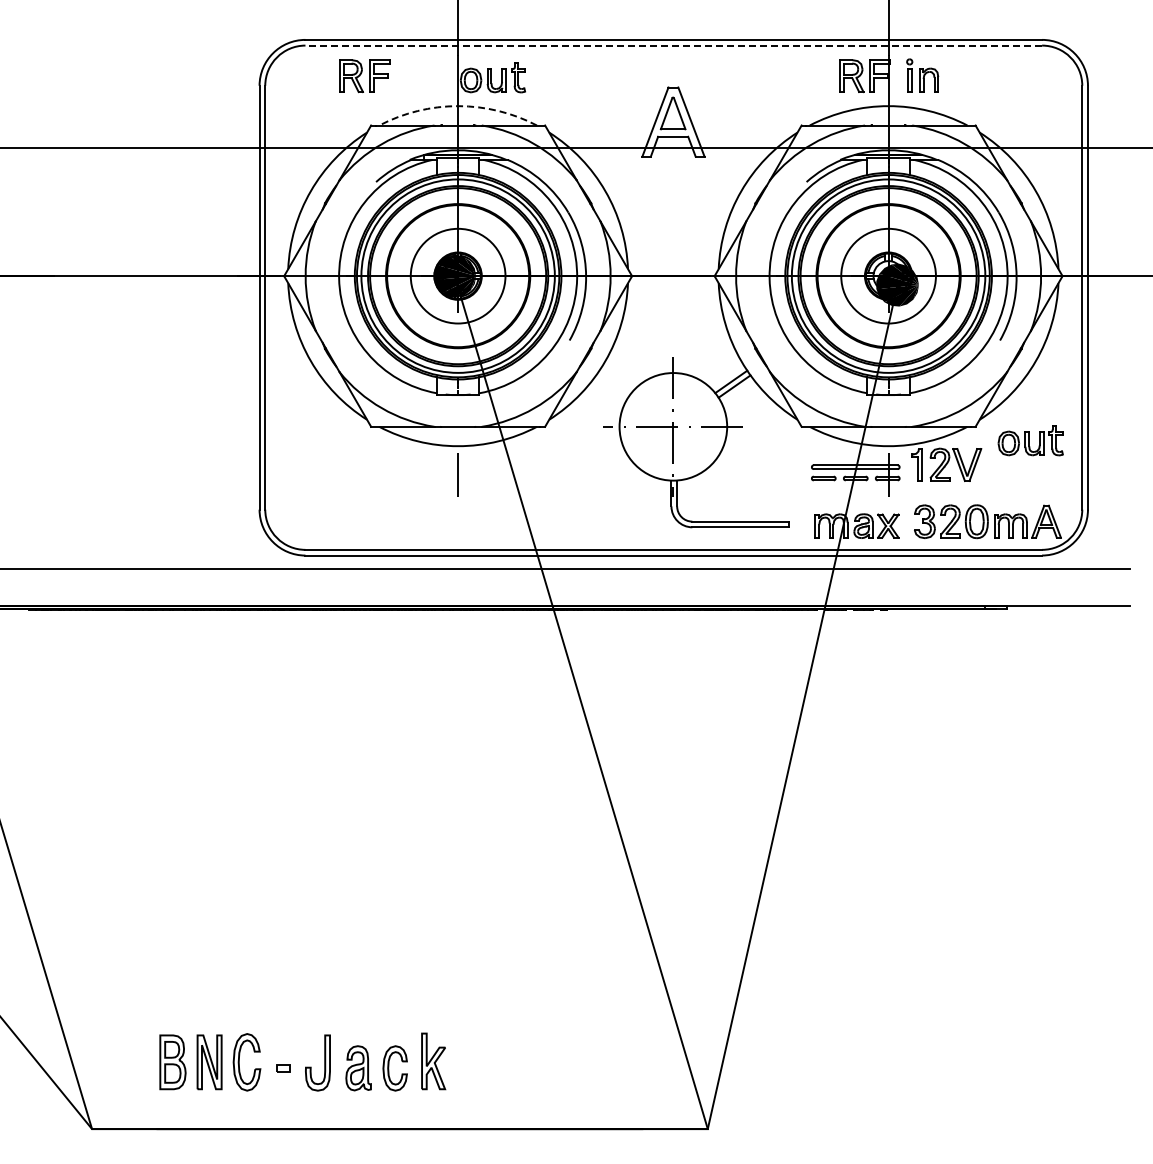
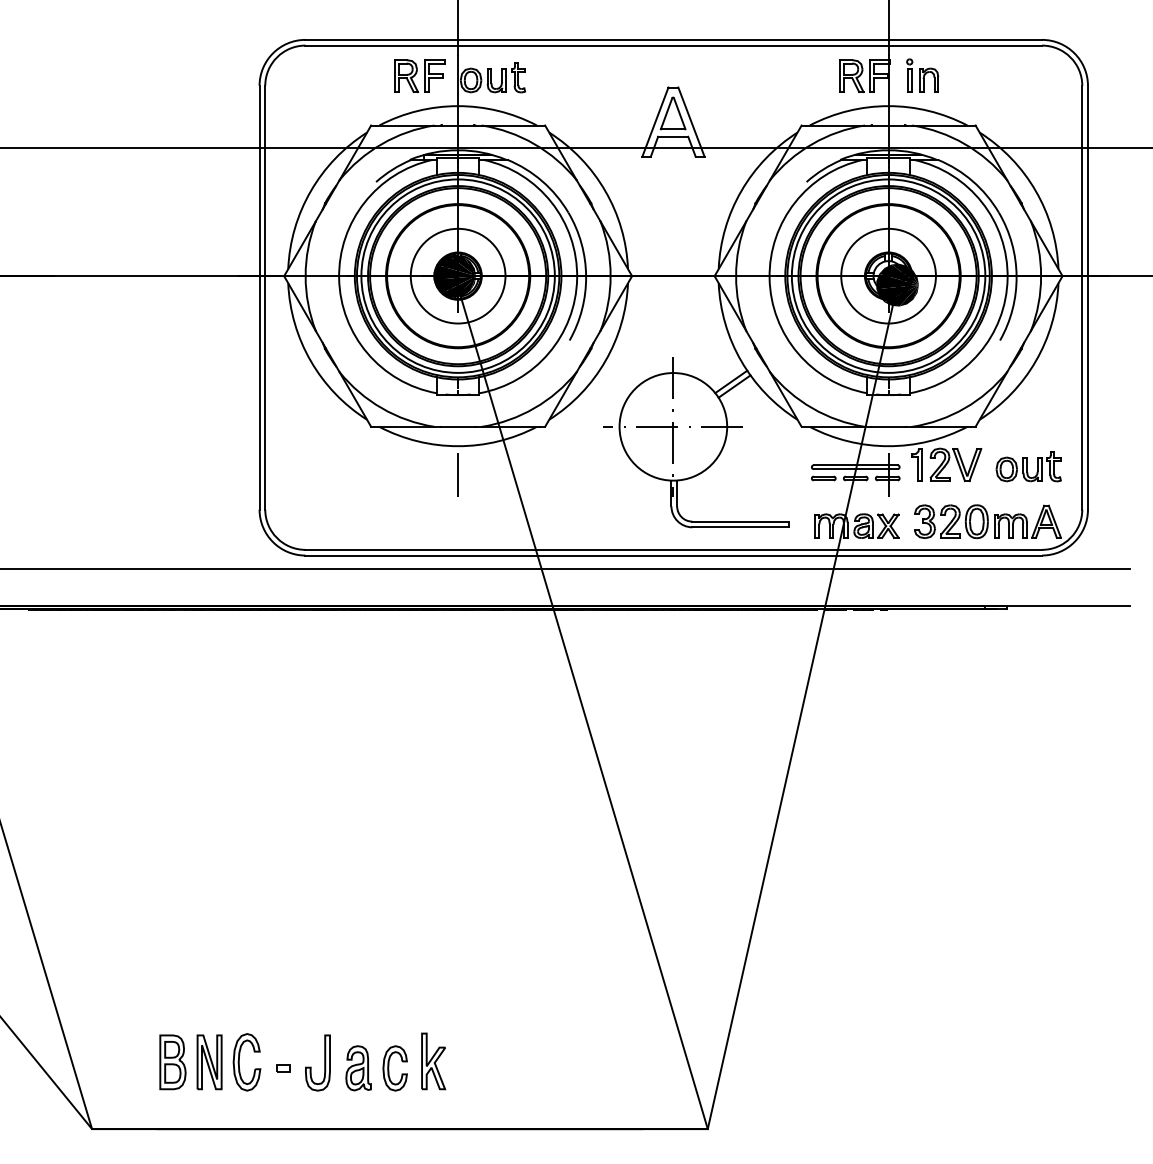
line: dashed -> solid (673, 45)
part position: (364, 76) -> (419, 76) (419, 76)
arc: dashed -> solid (458, 106)
part position: (1030, 440) -> (1028, 466) (1028, 466)
